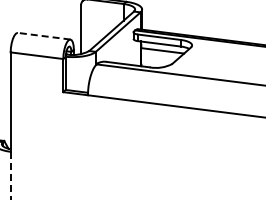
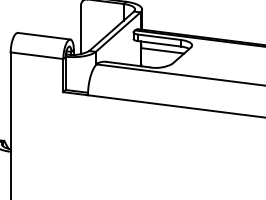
line: dashed -> solid (44, 36)
line: dashed -> solid (10, 175)
